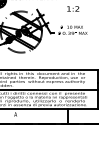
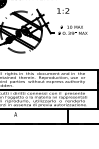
text position: (73, 8) -> (63, 10) (63, 10)
